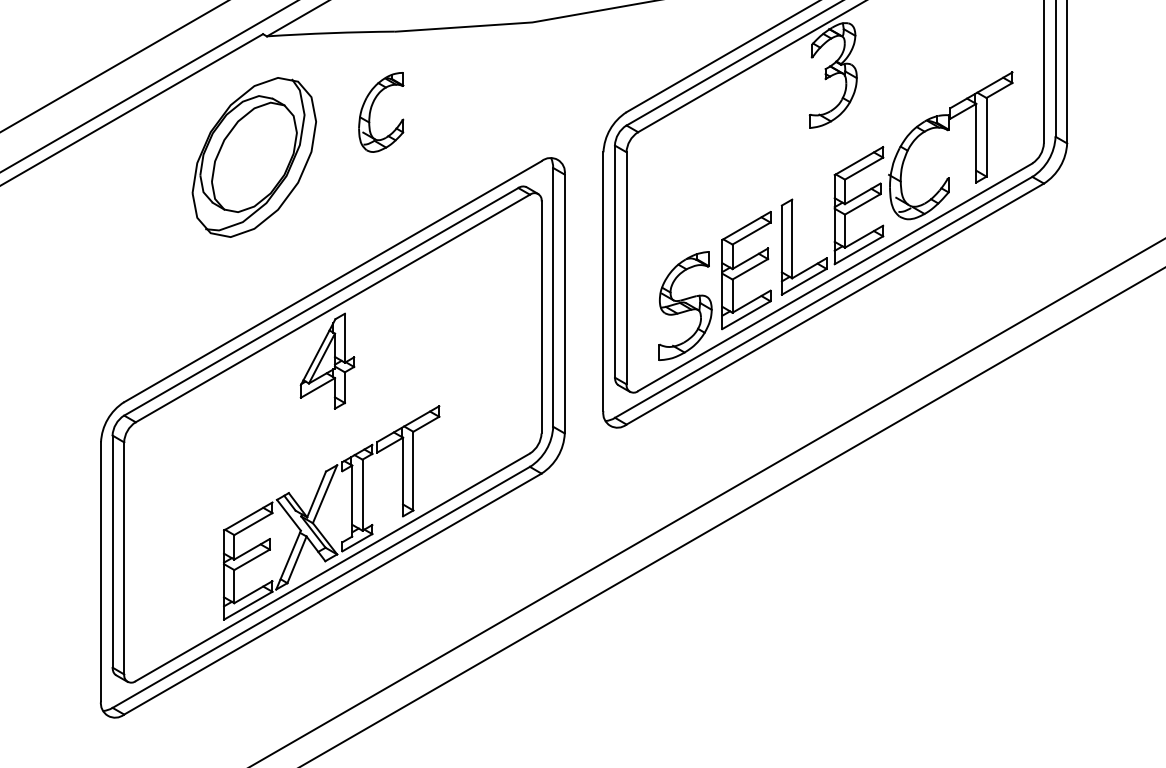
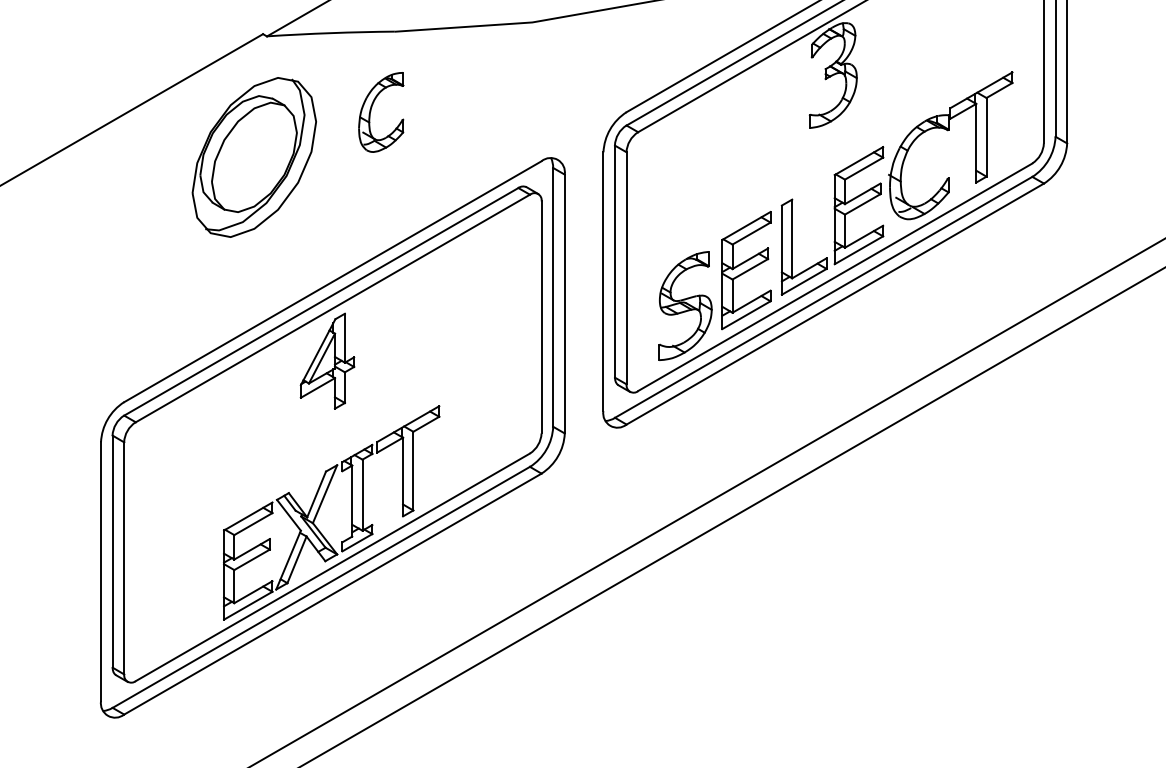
line: present -> none (113, 66)
line: present -> none (148, 86)
